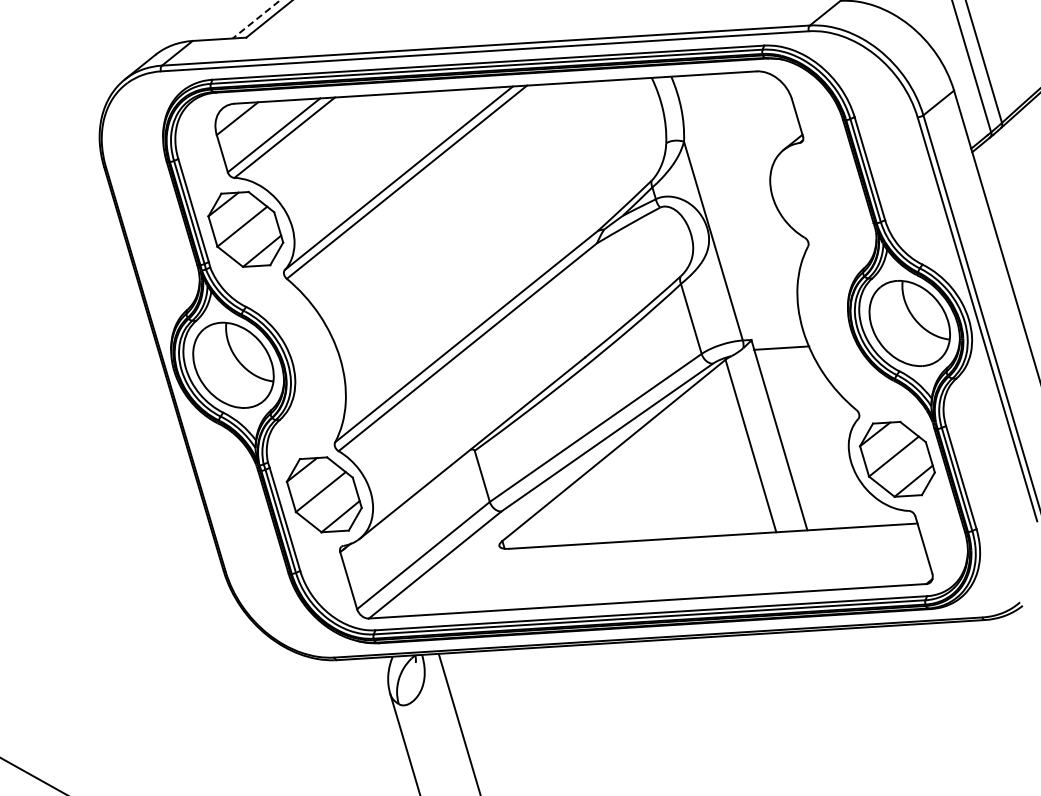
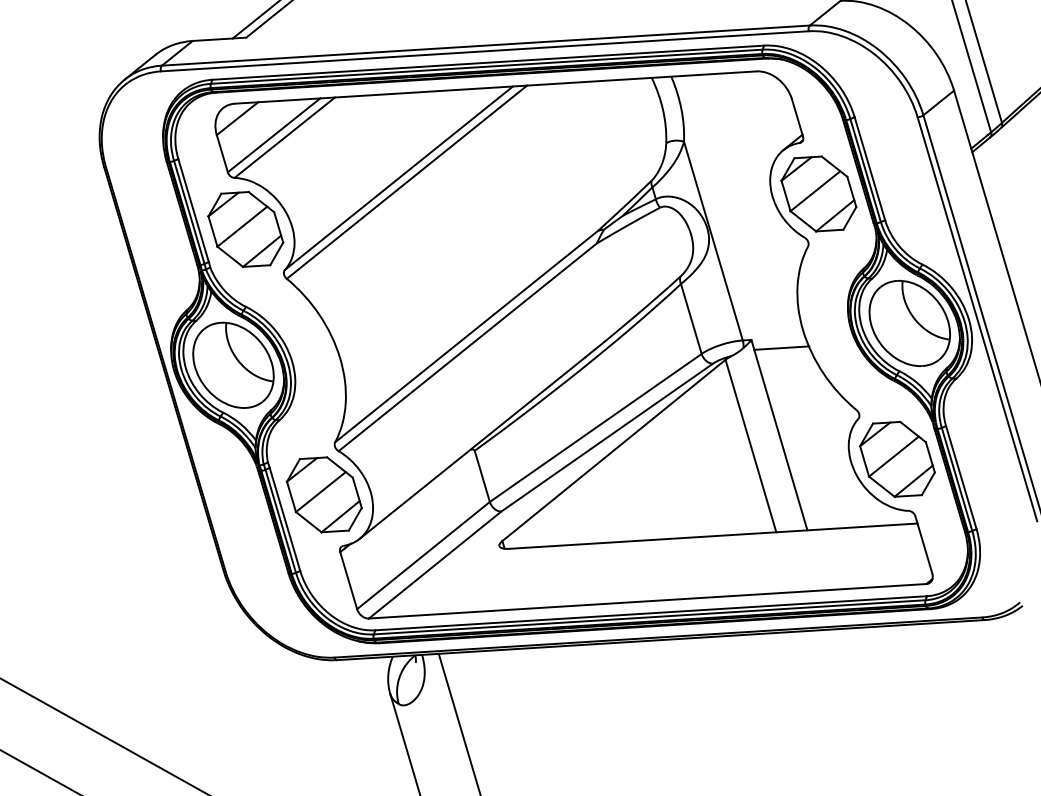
line: dashed -> solid (256, 19)
part: none -> present (818, 193)
line: none -> present (103, 735)
line position: (32, 775) -> (39, 771) (39, 771)
